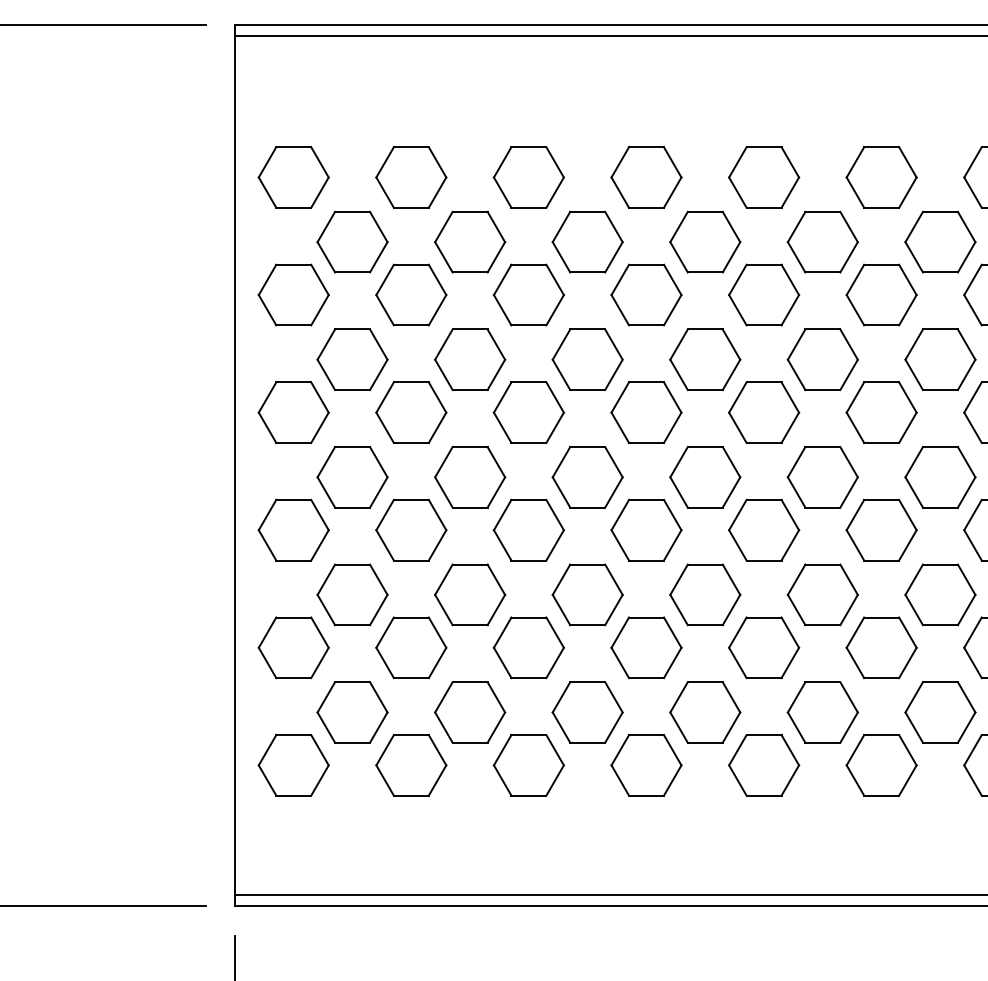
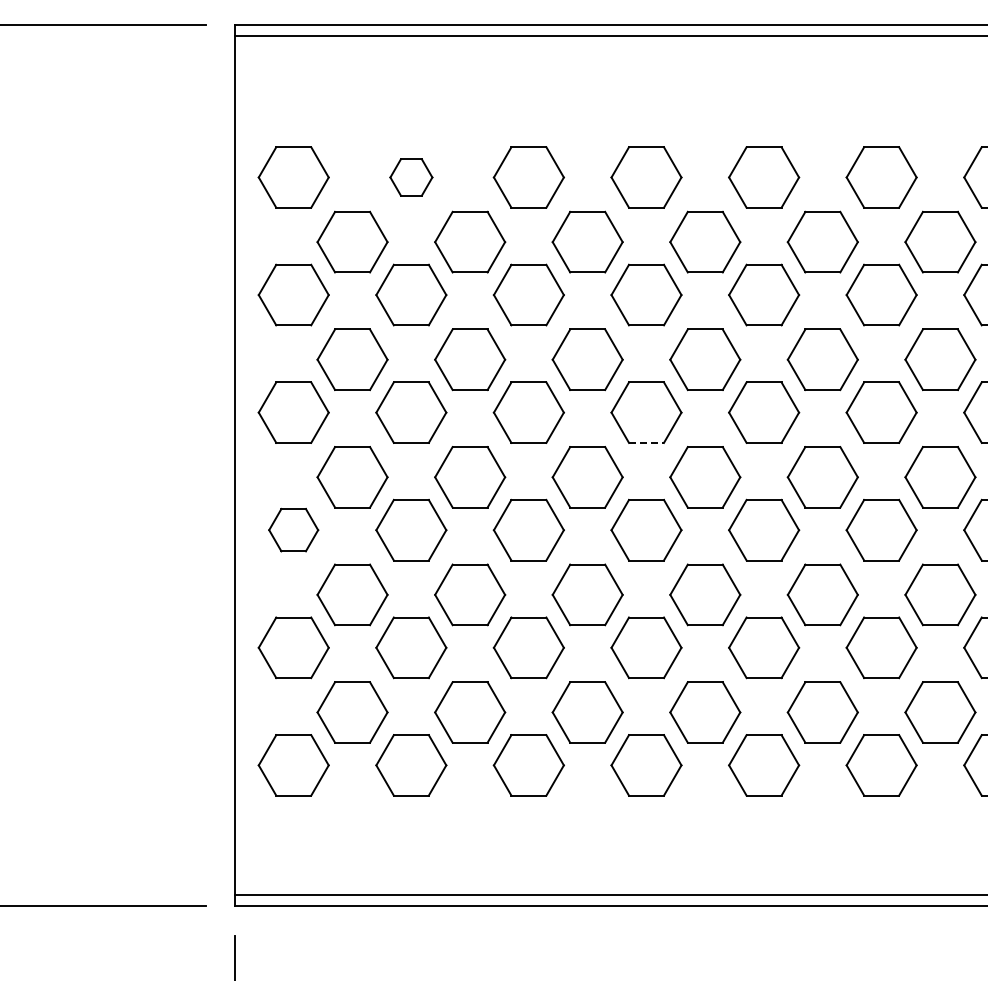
part size: 73x63 px -> 45x39 px (411, 177)
line: solid -> dashed (647, 442)
part size: 73x64 px -> 52x46 px (293, 529)
